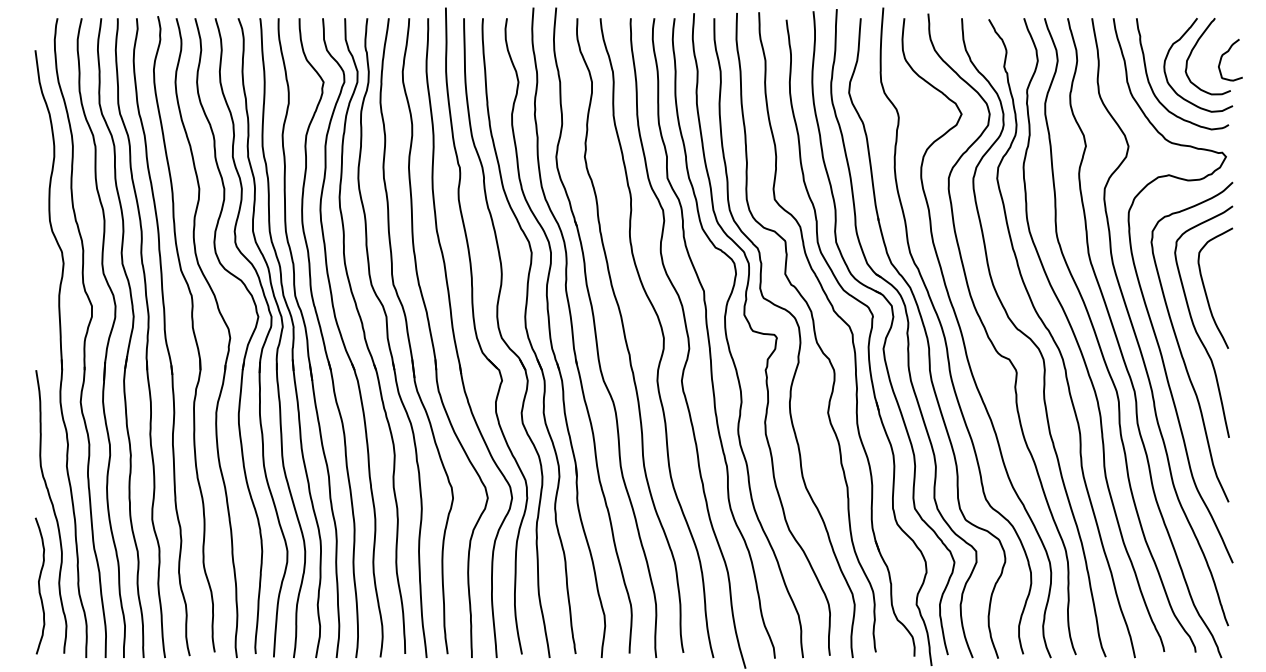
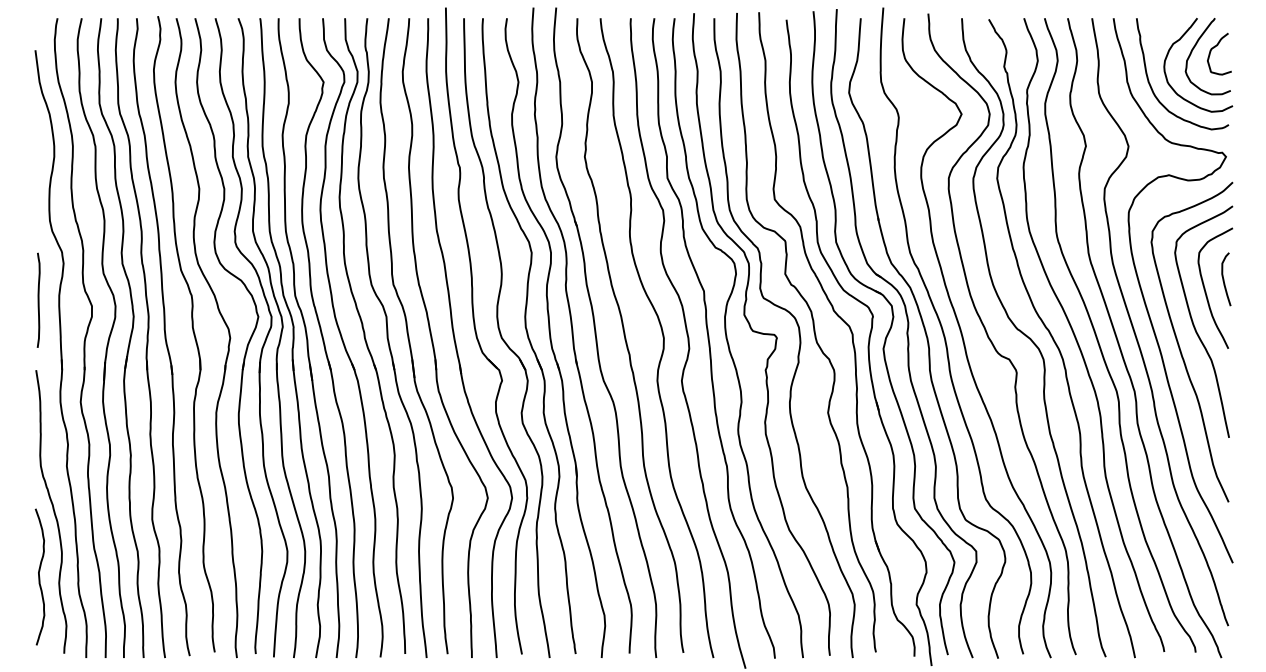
curve position: (1225, 54) -> (1214, 48) (1214, 48)
curve: none -> present (1224, 279)
curve: none -> present (38, 299)
curve position: (39, 585) -> (39, 576) (39, 576)
